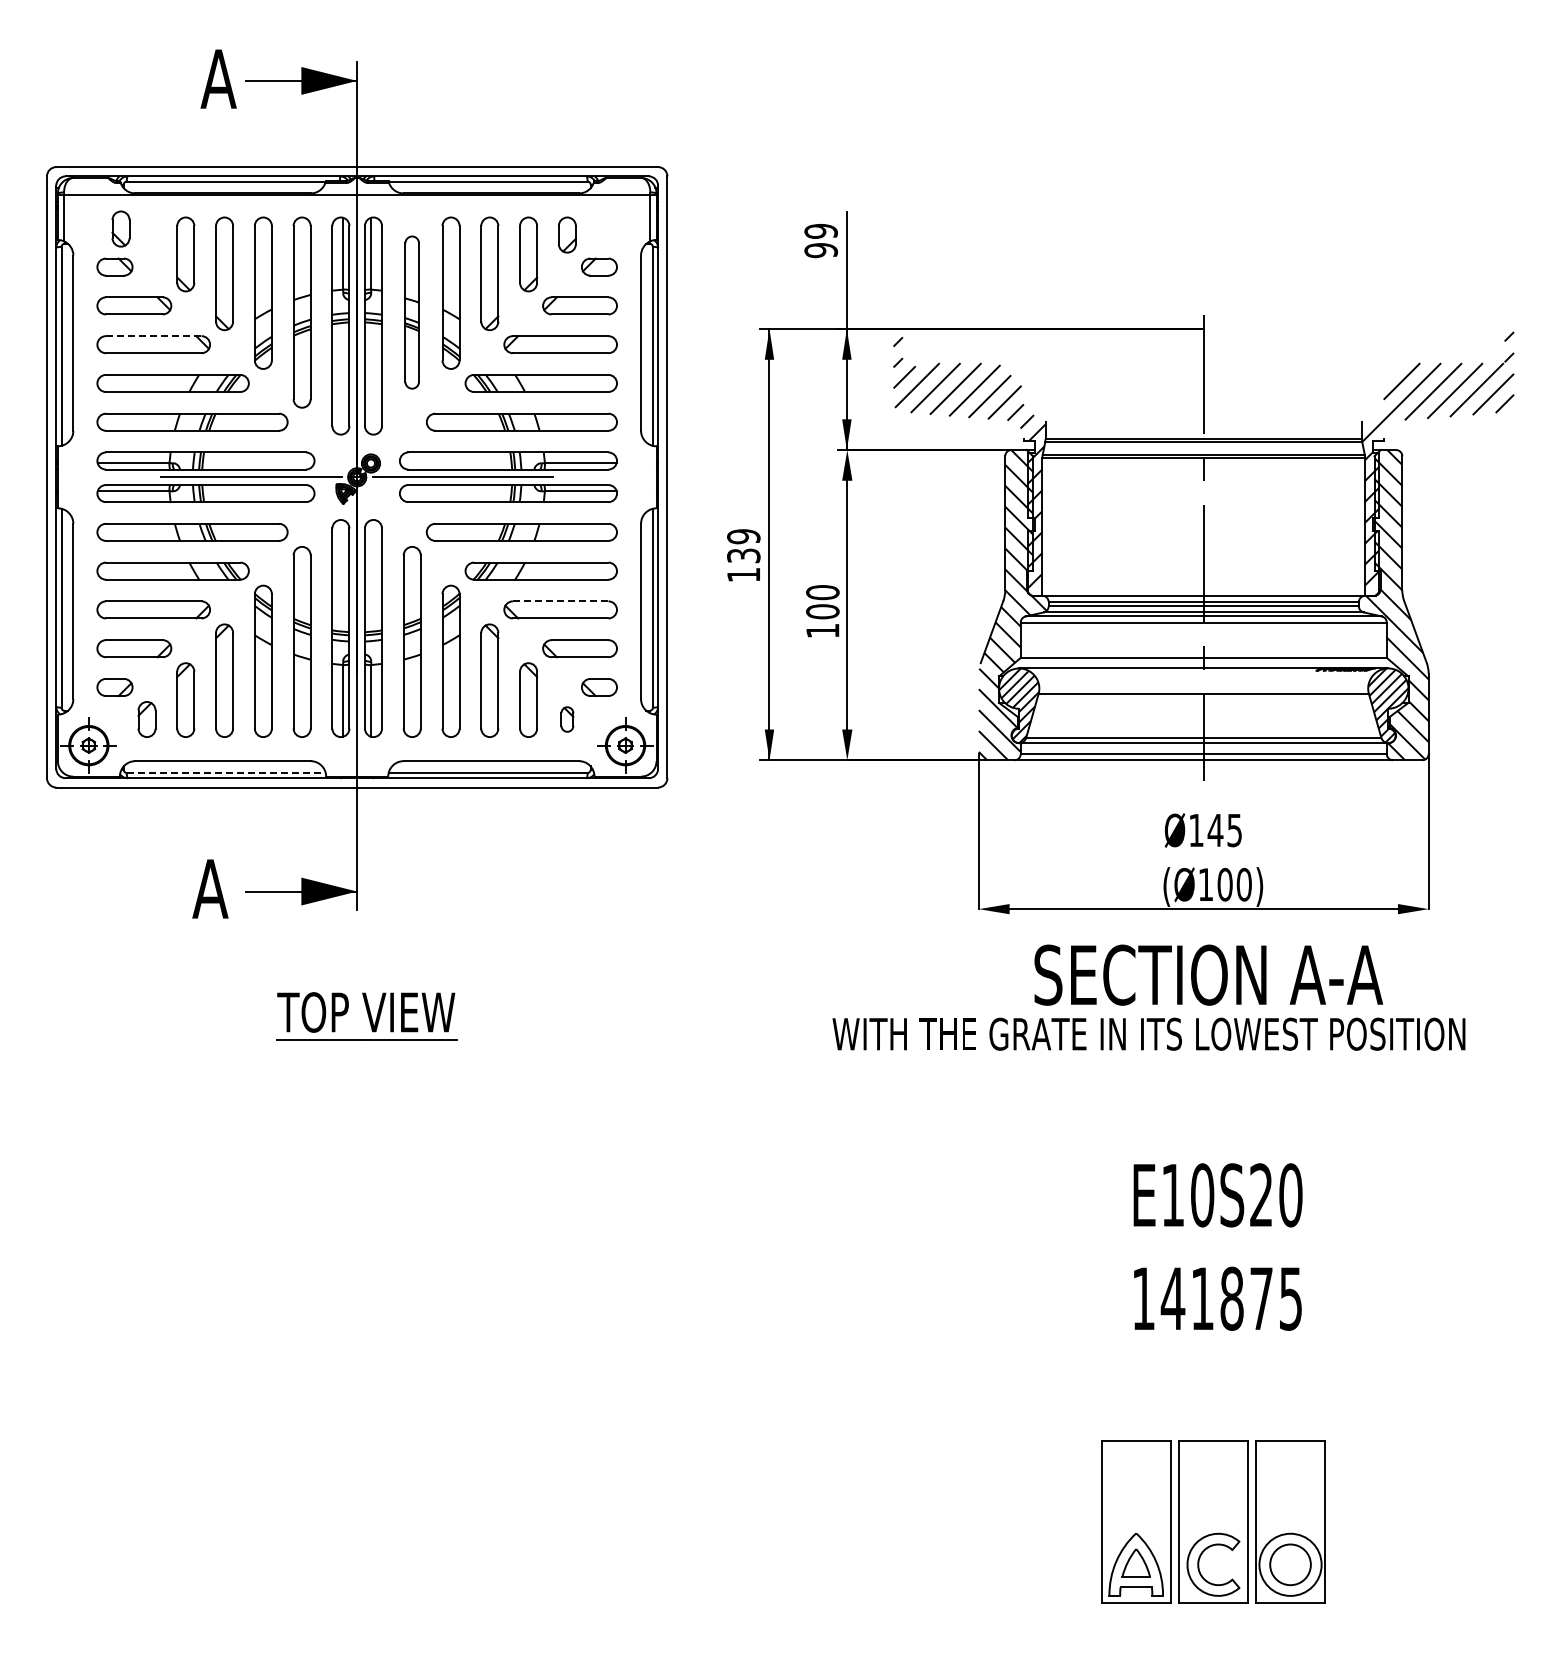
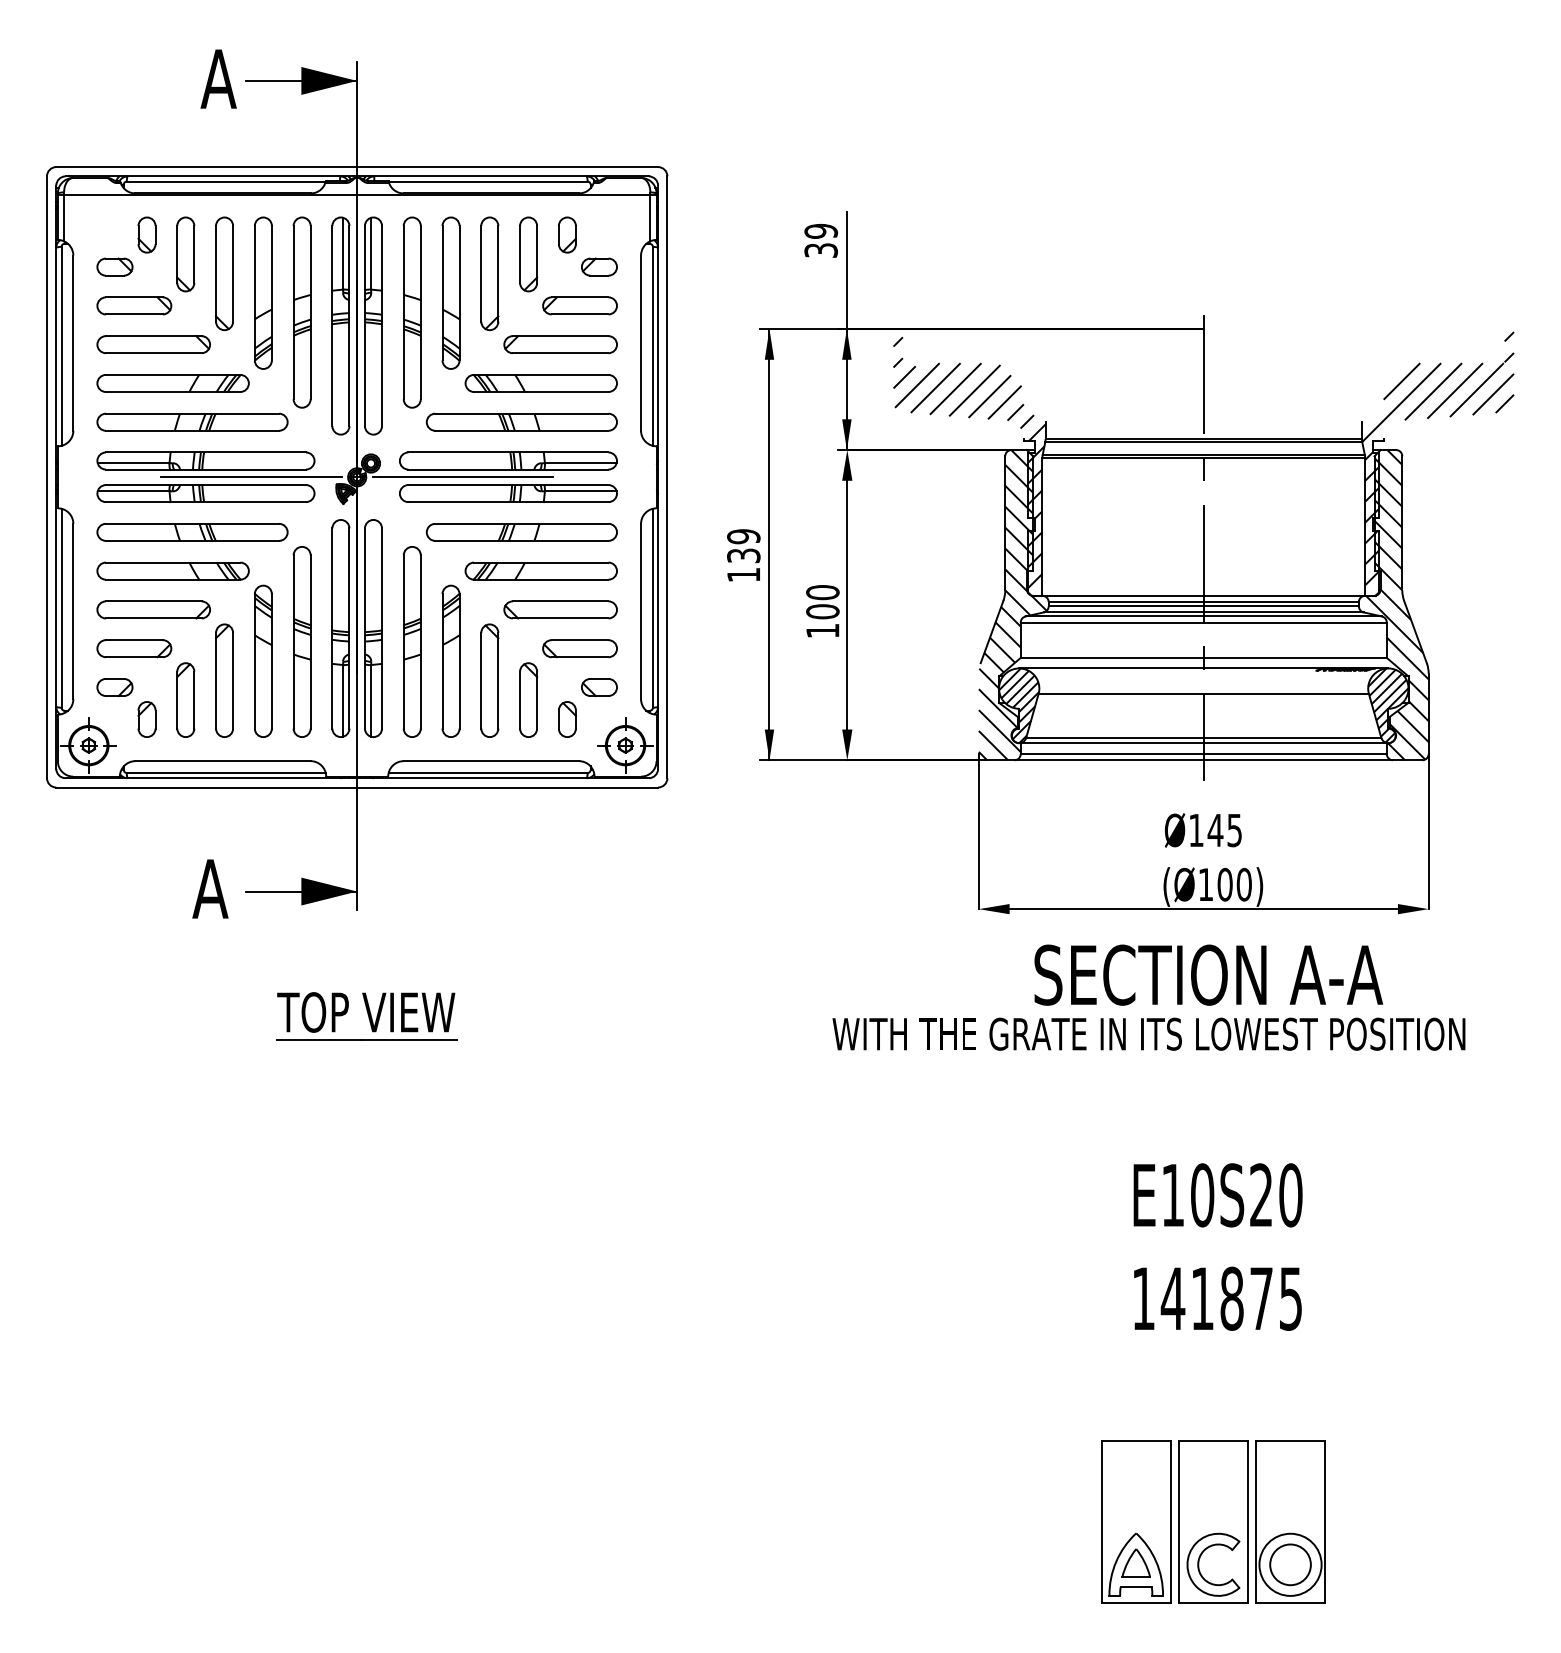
part position: (120, 228) -> (146, 234) (146, 234)
text: 99 -> 39 (820, 250)
part size: 16x155 px -> 20x193 px (411, 312)
line: dashed -> solid (153, 336)
line: dashed -> solid (560, 601)
part size: 15x27 px -> 19x37 px (567, 719)
line: dashed -> solid (226, 773)
